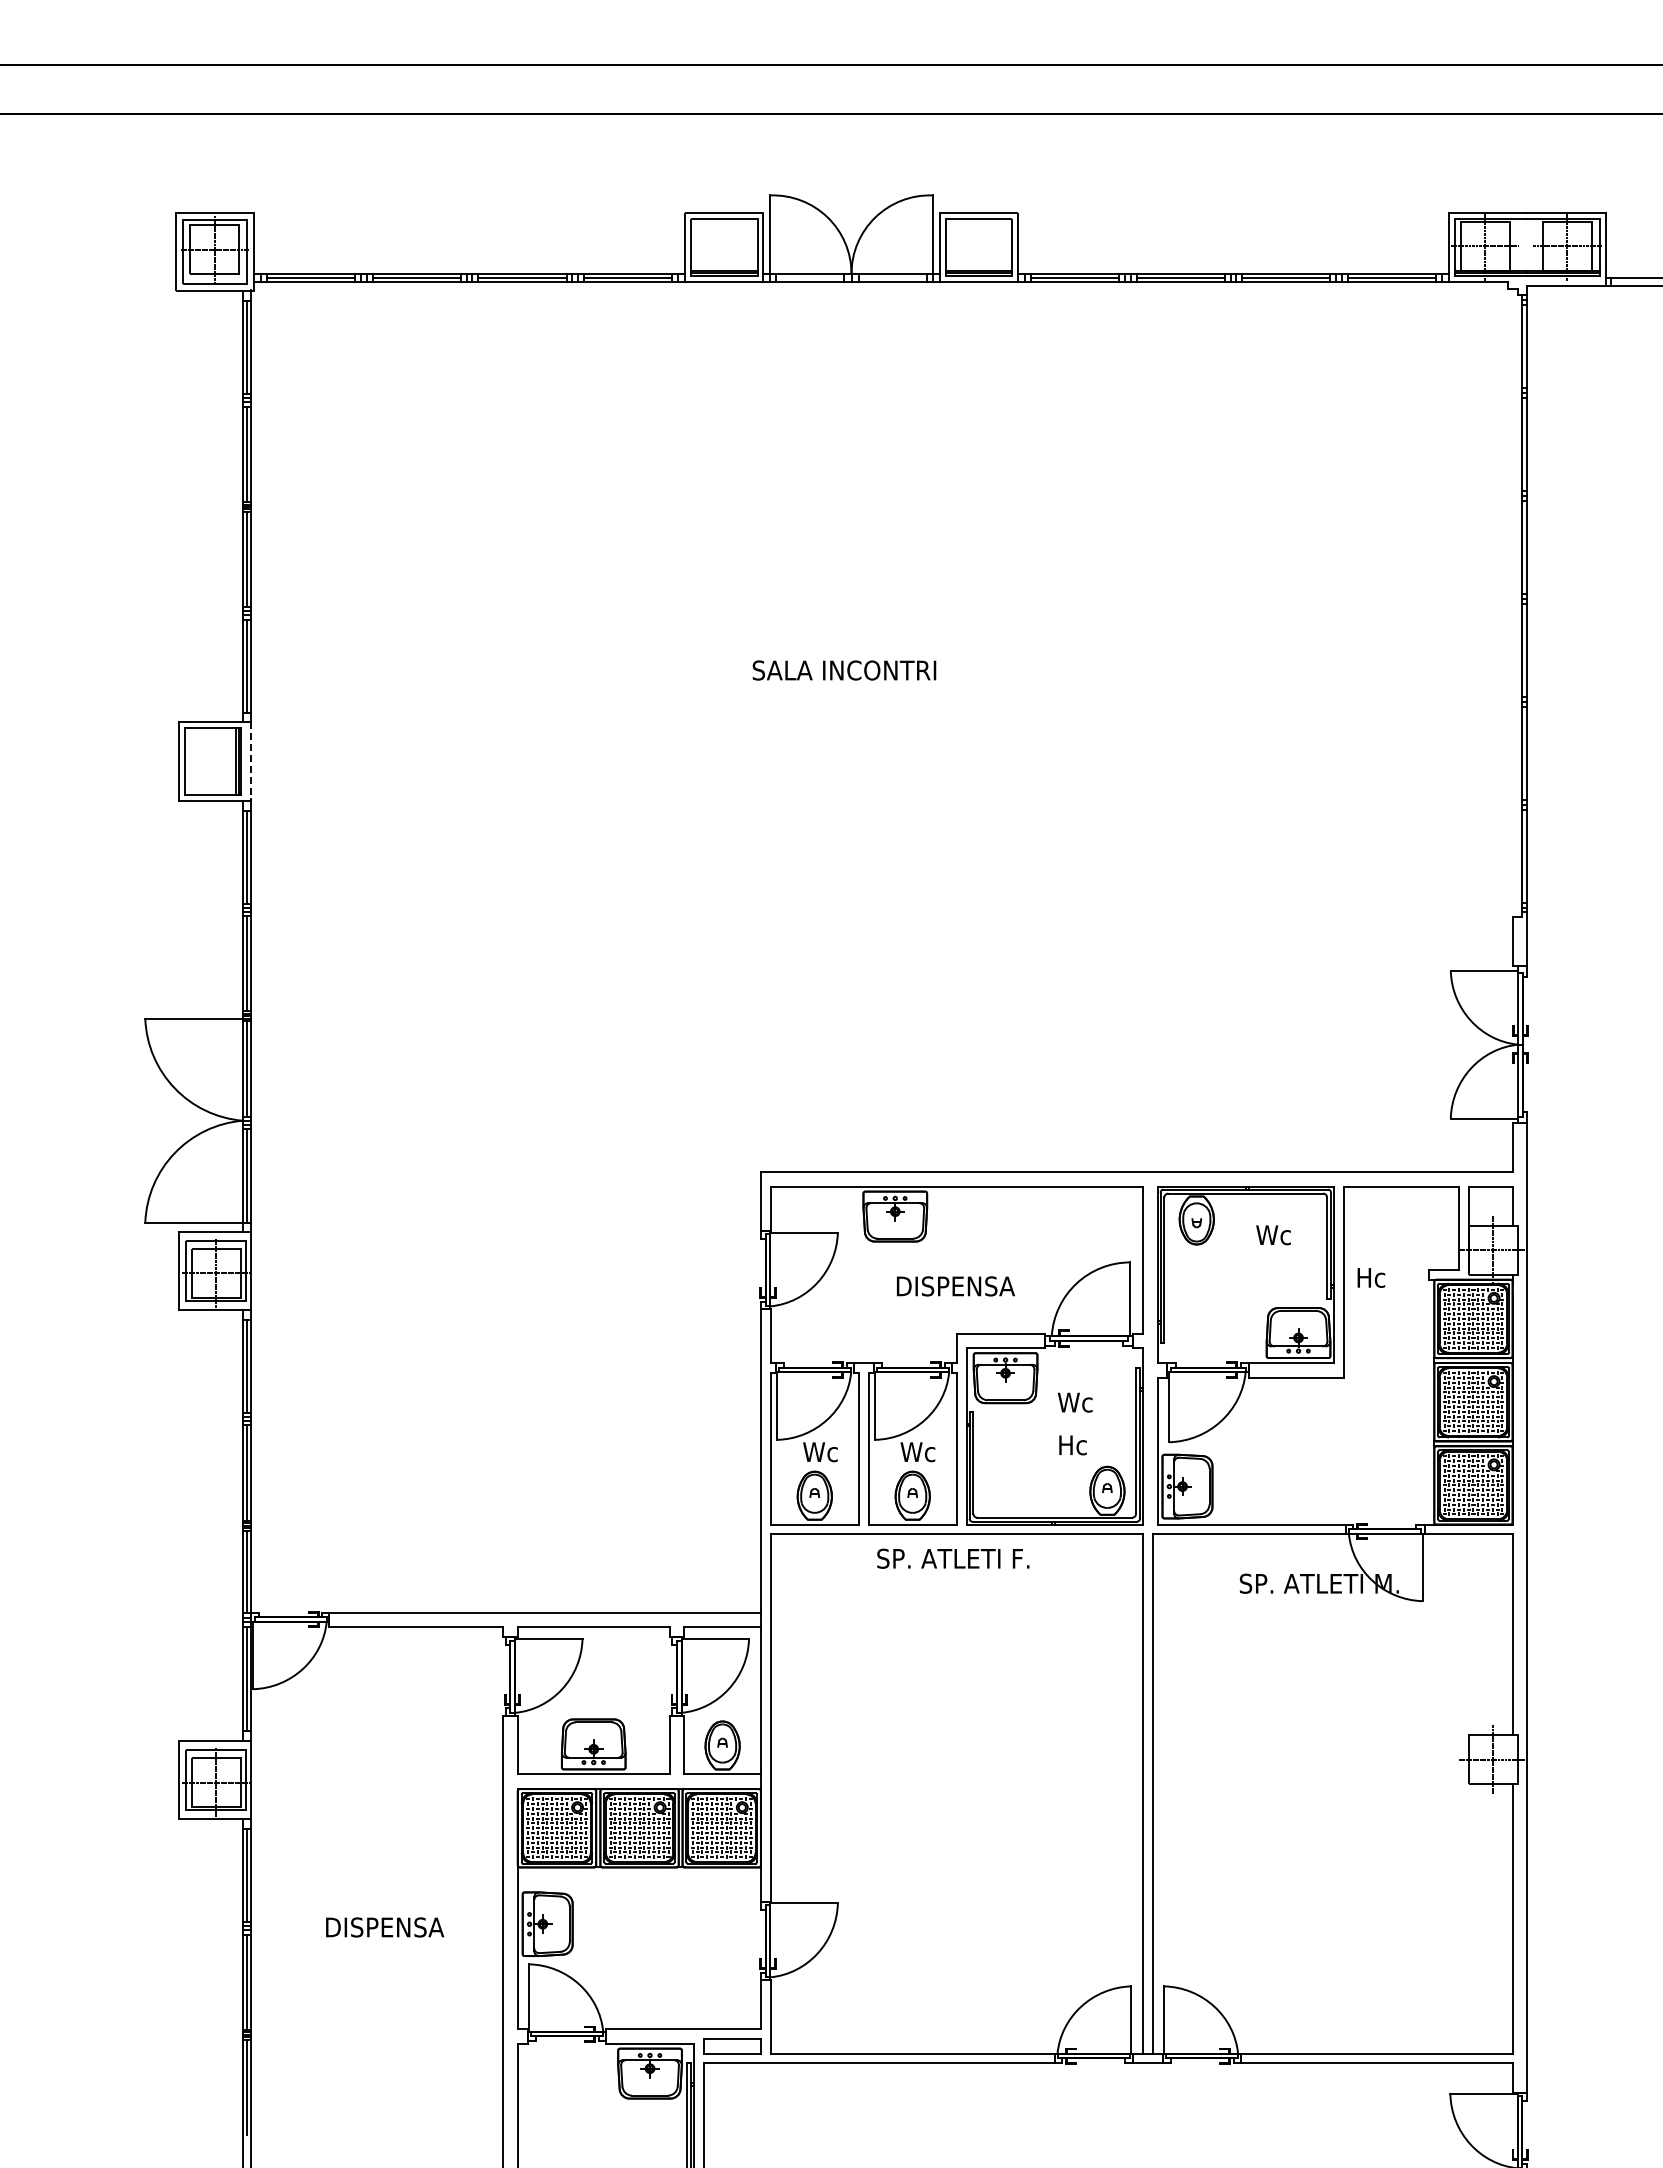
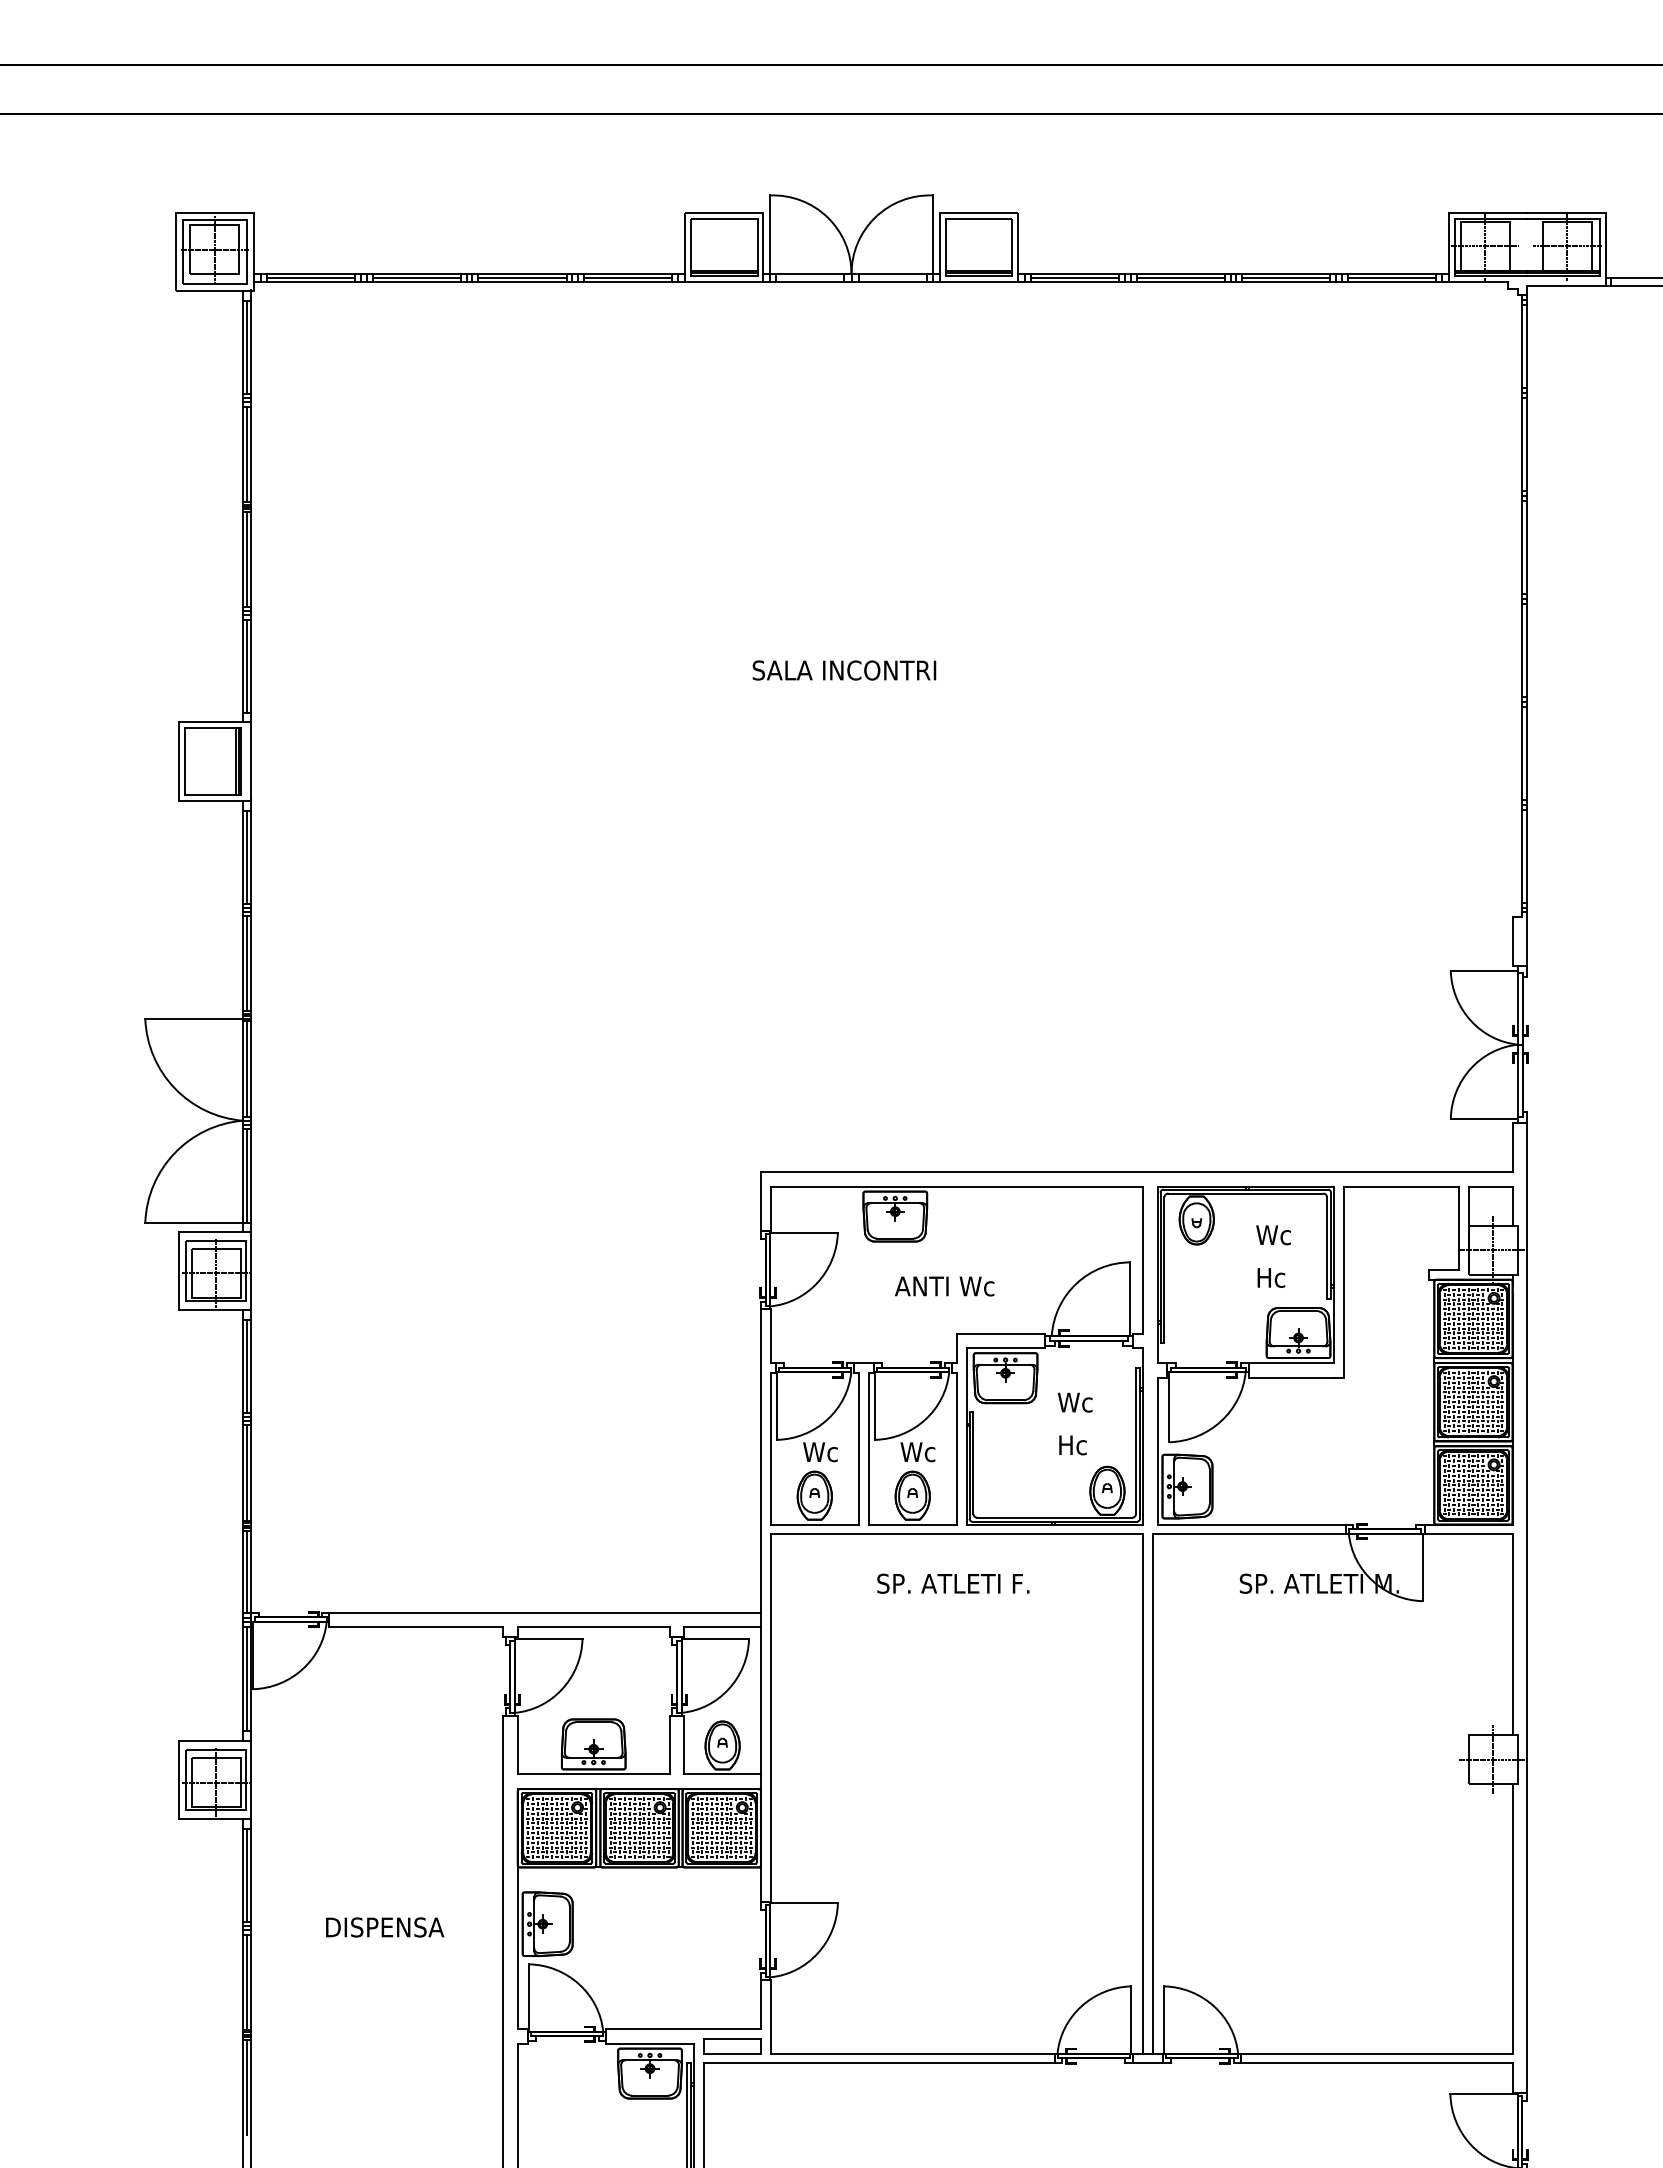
line: dashed -> solid (251, 762)
text position: (1371, 1277) -> (1271, 1277) (1271, 1277)
text: DISPENSA -> ANTI Wc (954, 1286)
text position: (953, 1558) -> (953, 1583) (953, 1583)
